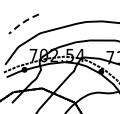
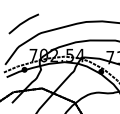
line: dashed -> solid (23, 22)
